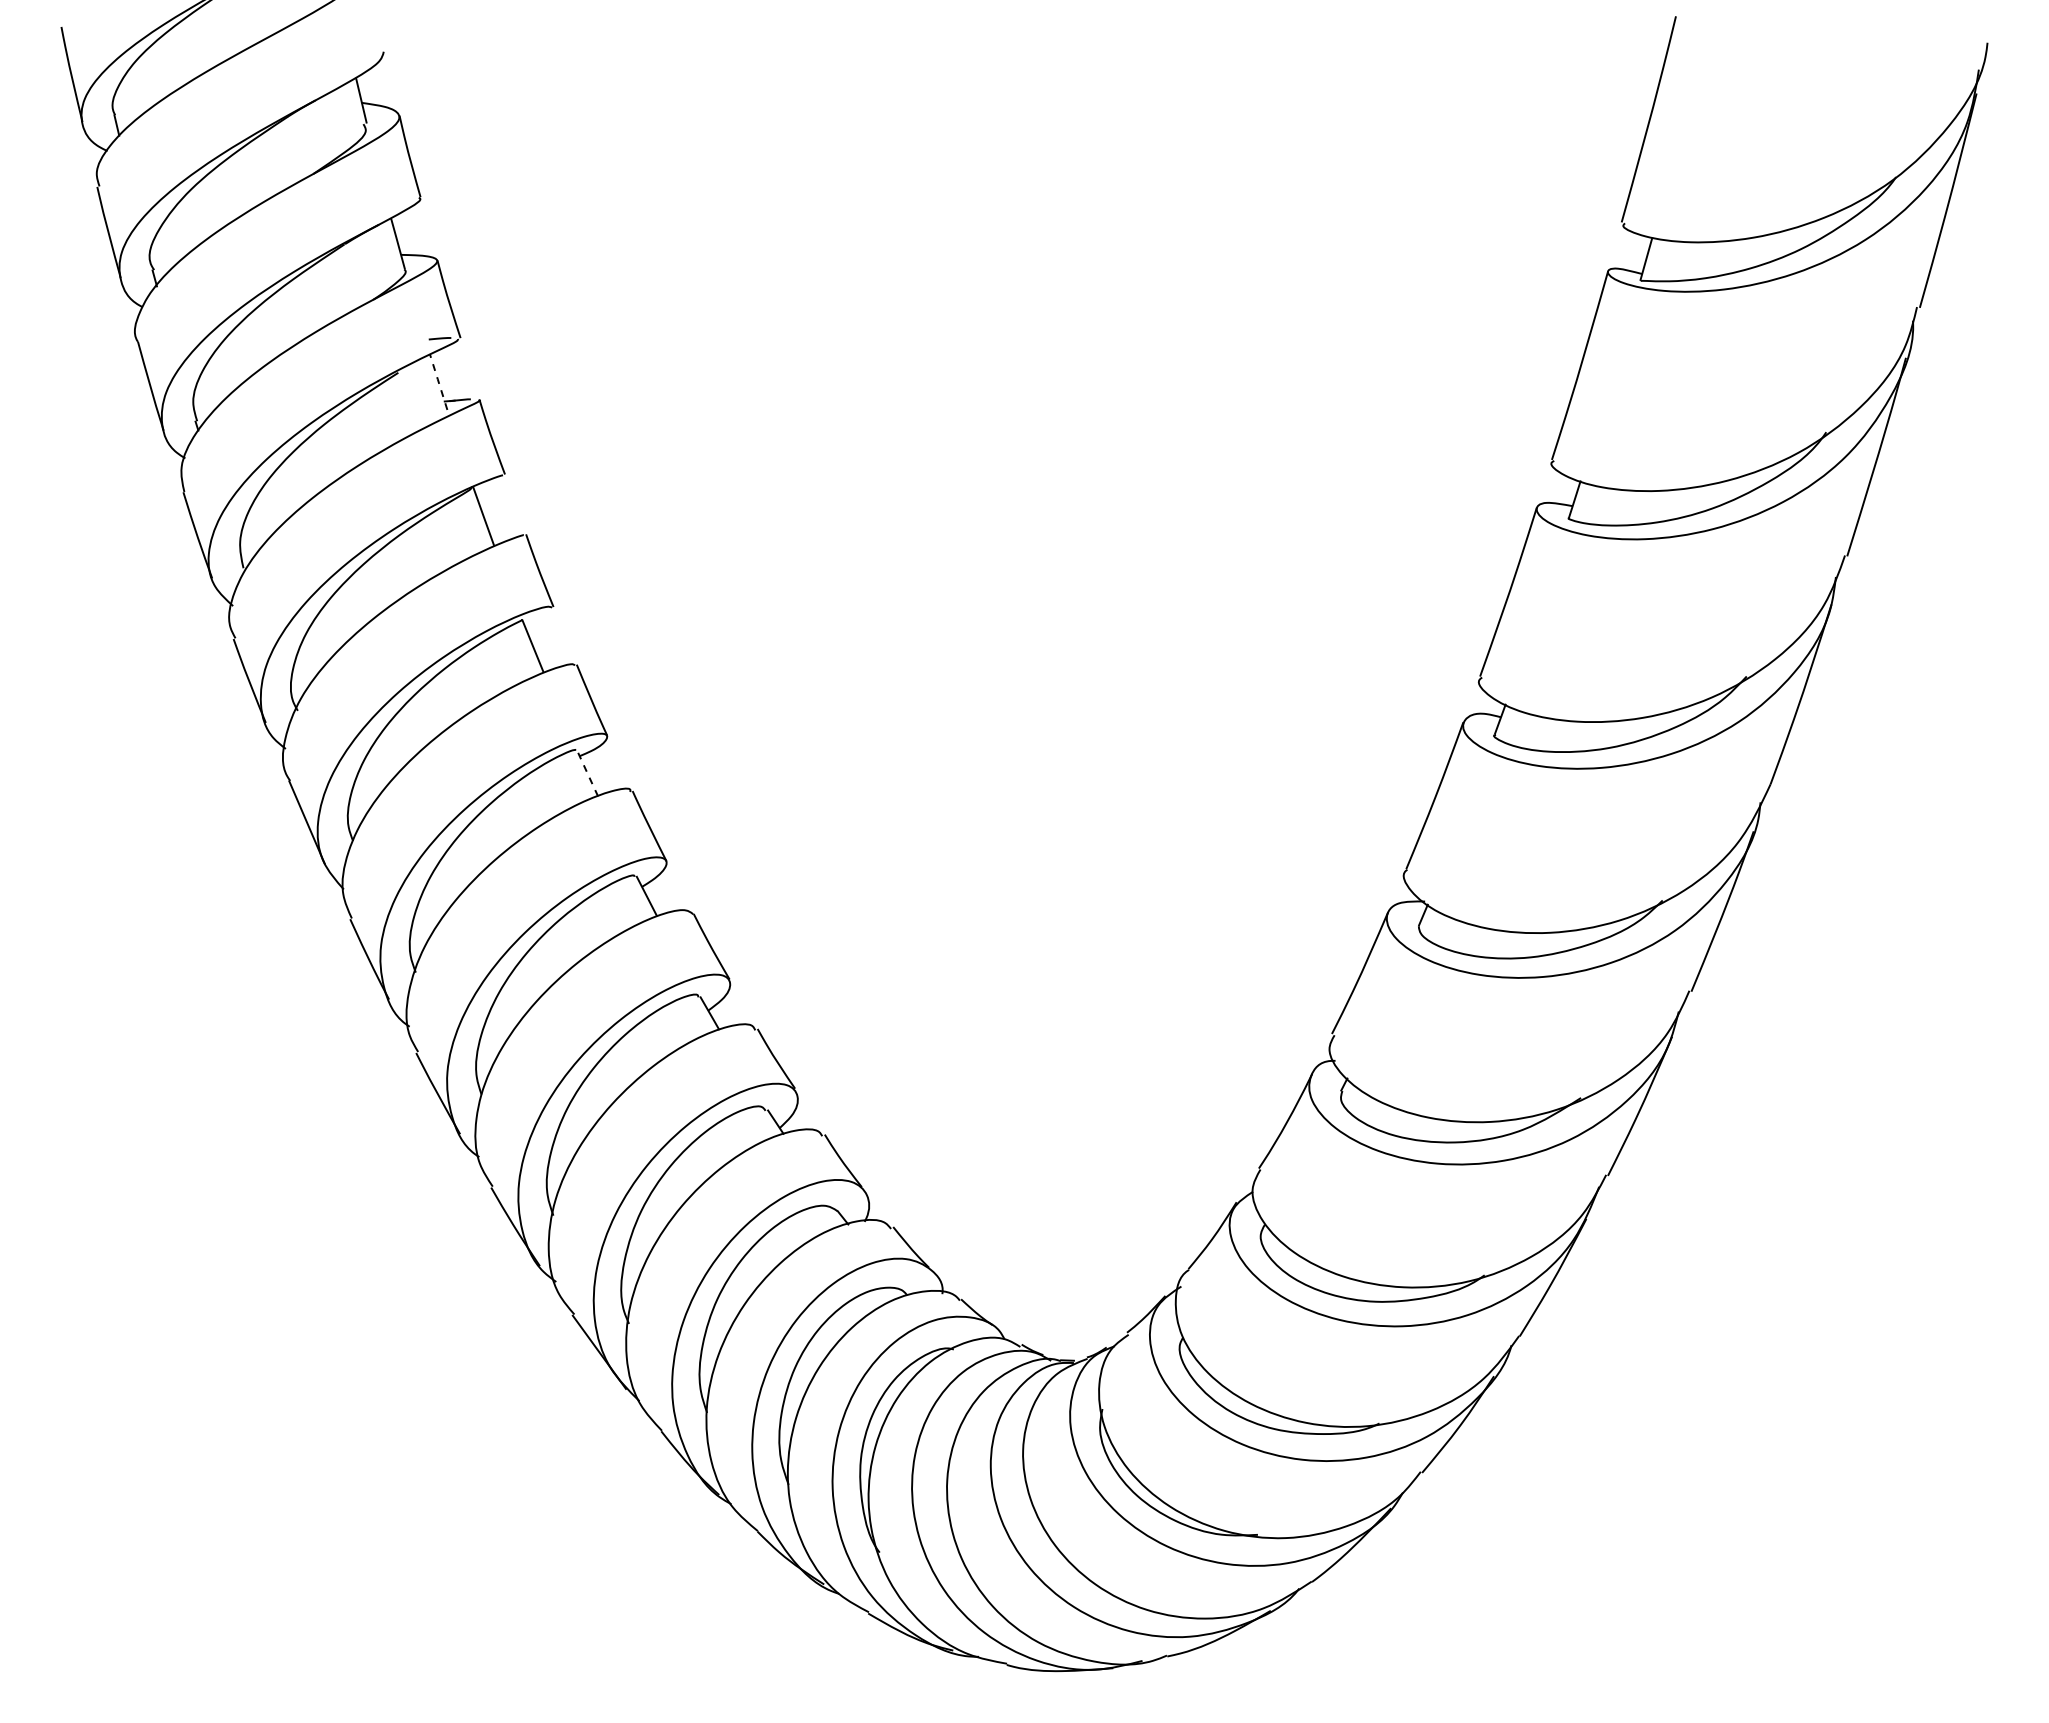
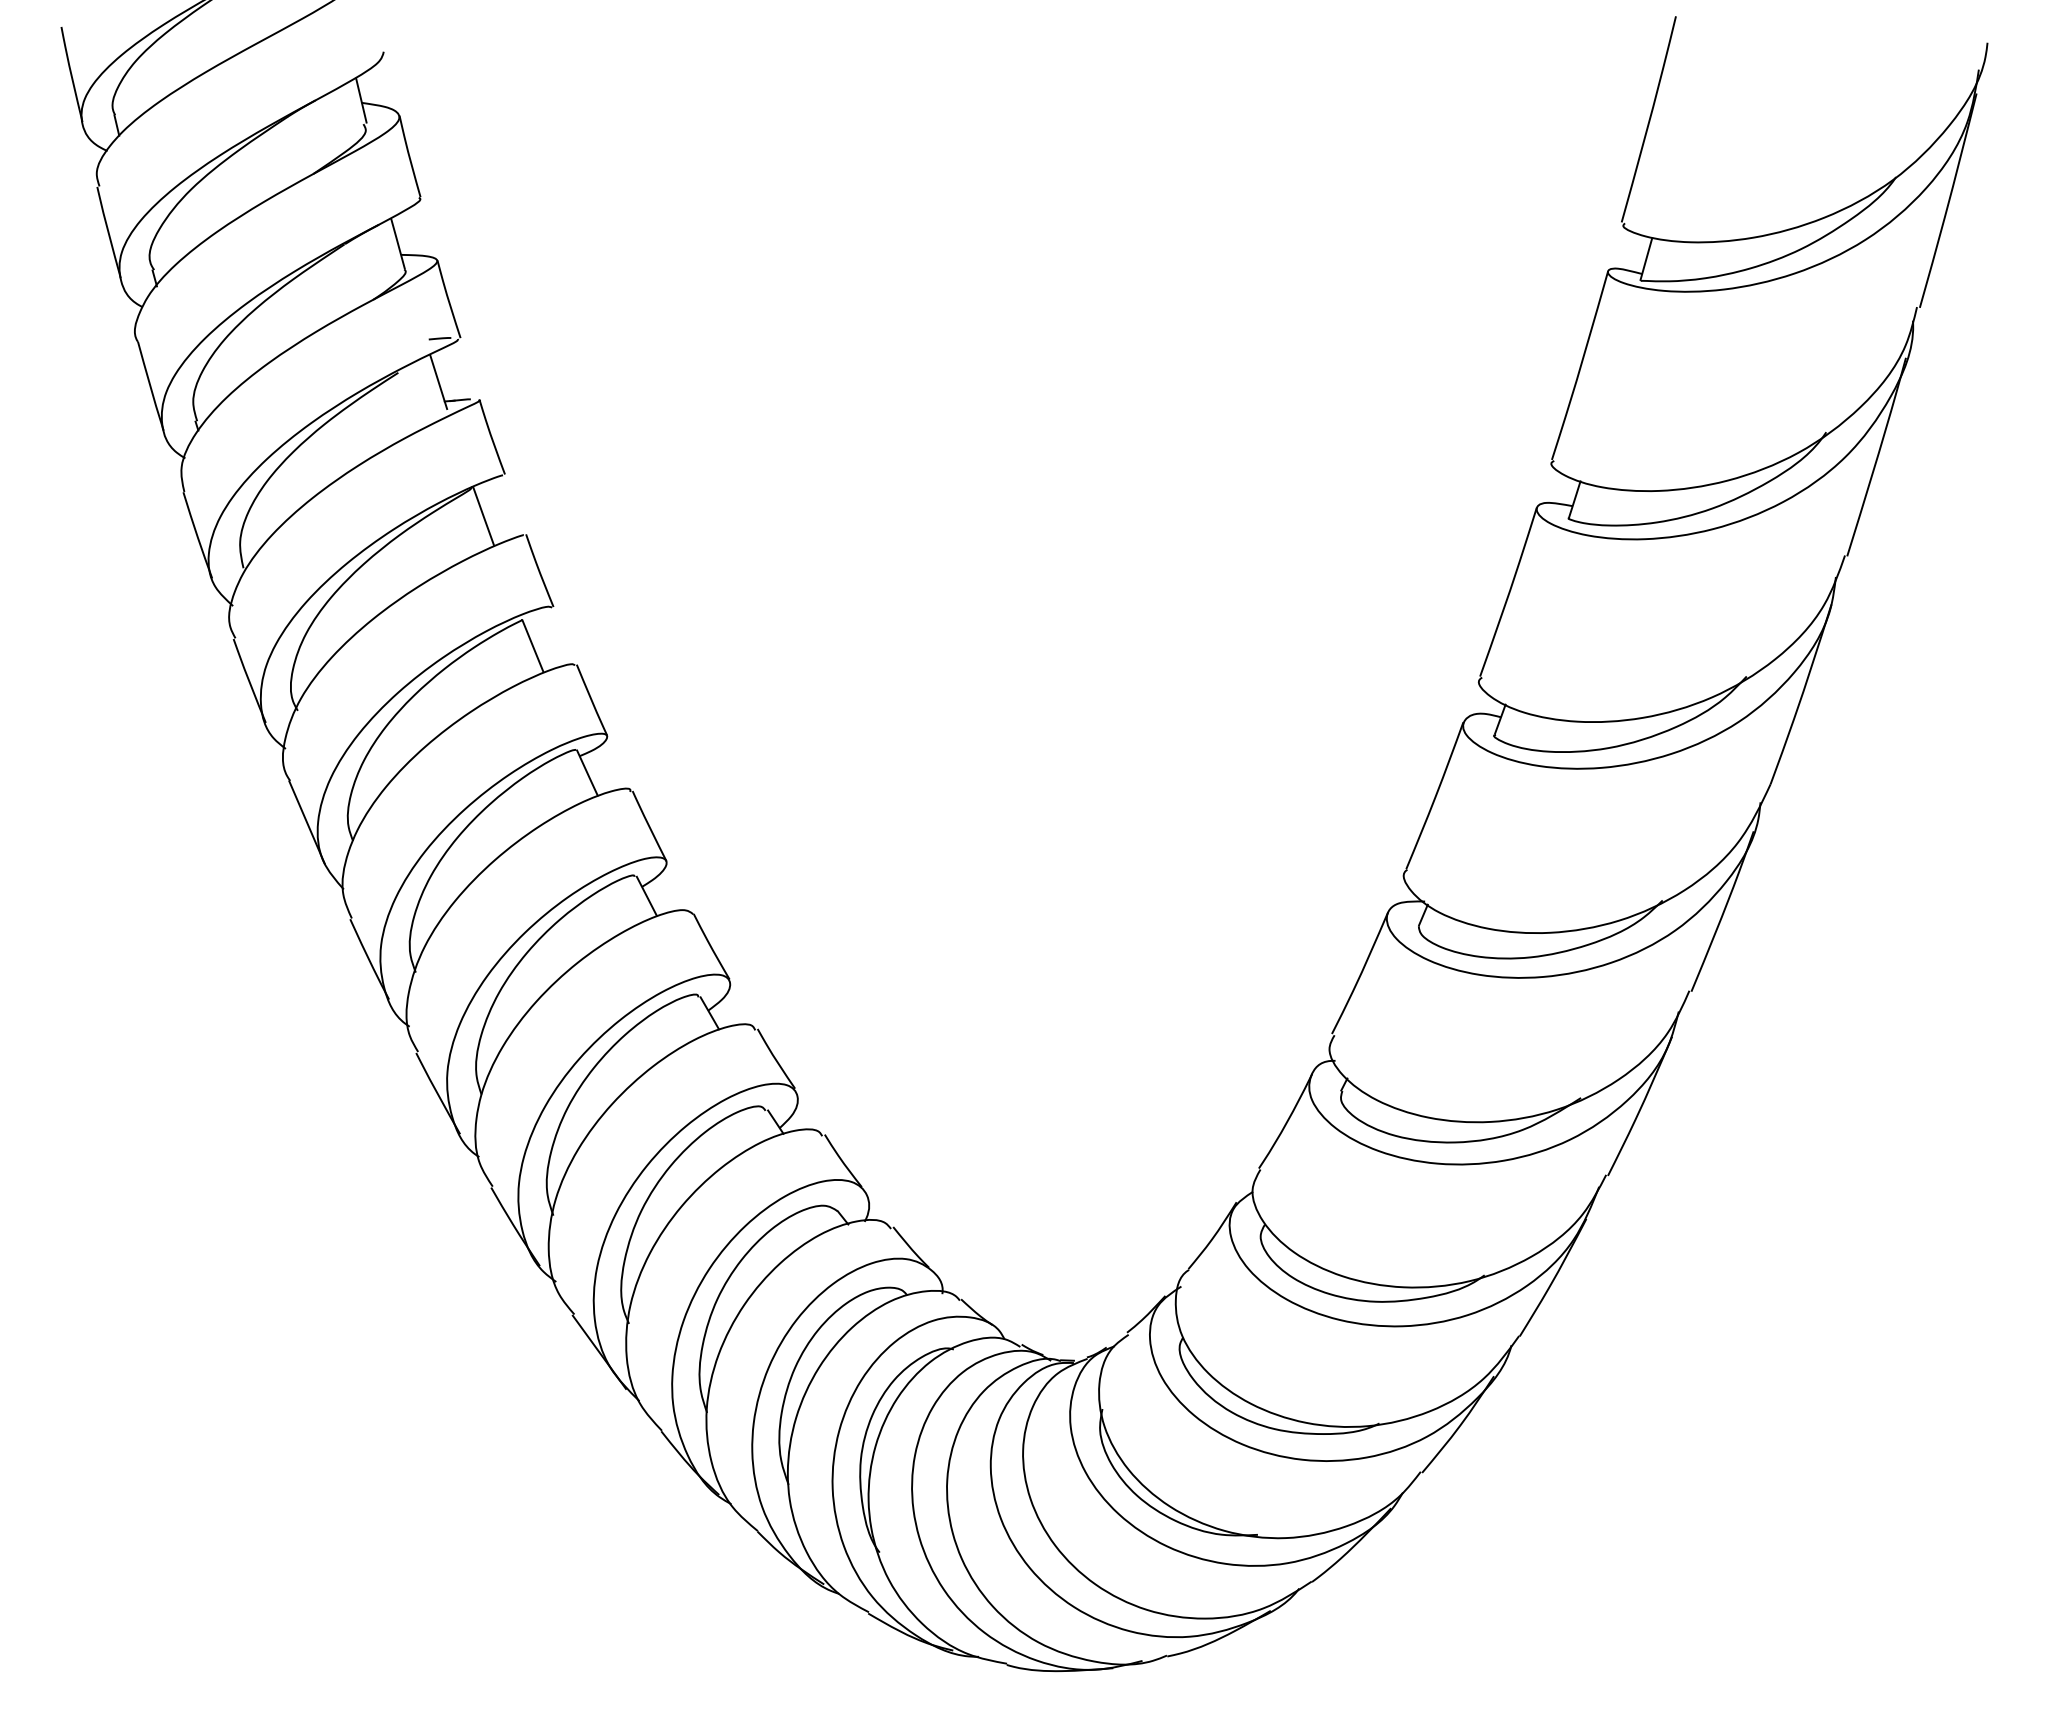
line: dashed -> solid (438, 381)
line: dashed -> solid (587, 773)
